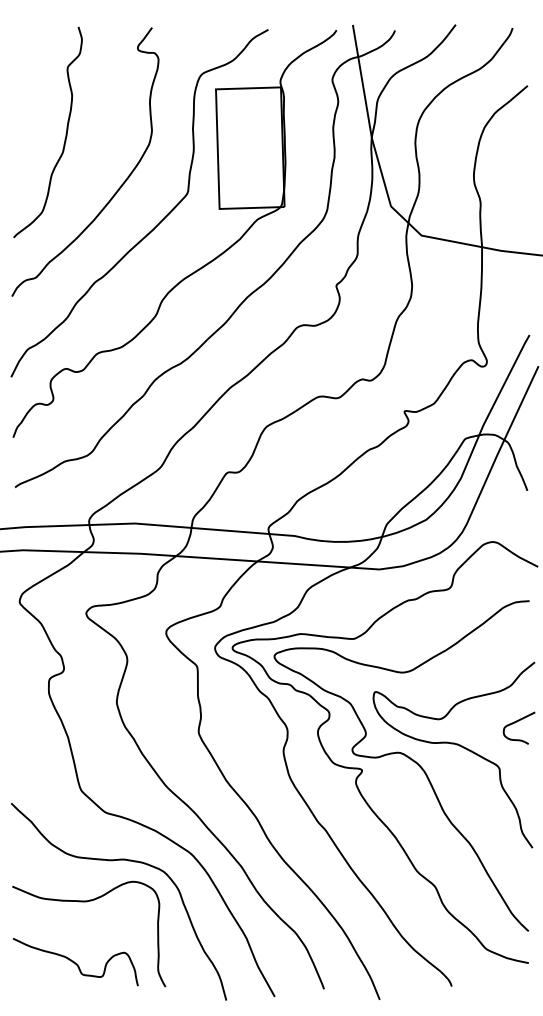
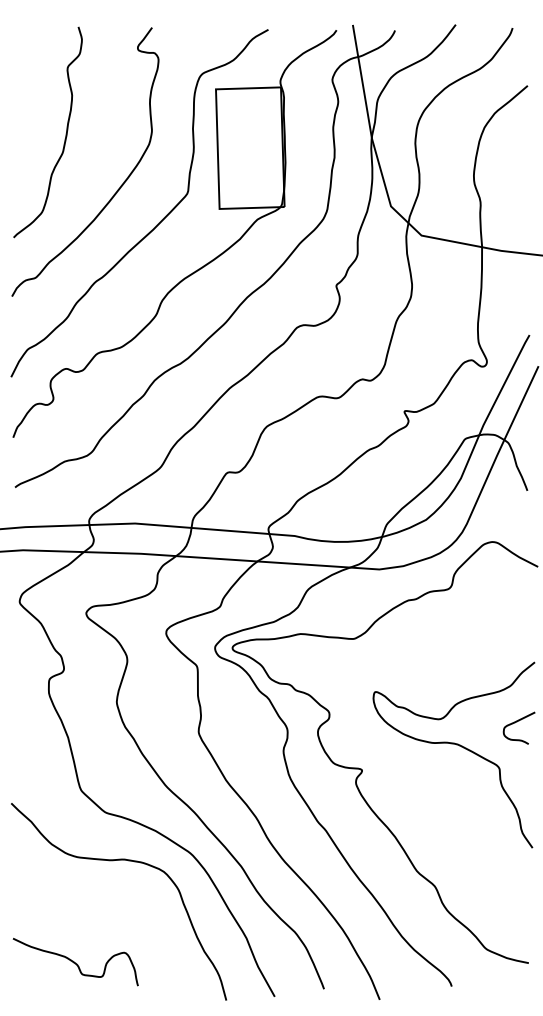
curve: present -> none (406, 757)
curve: present -> none (87, 902)
